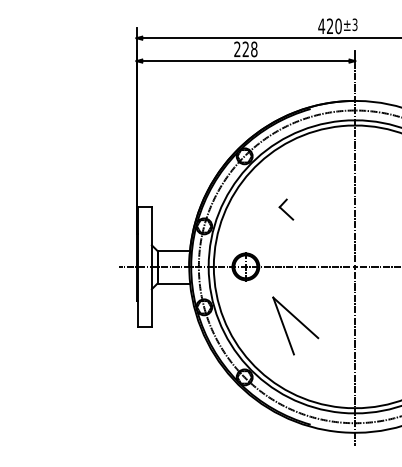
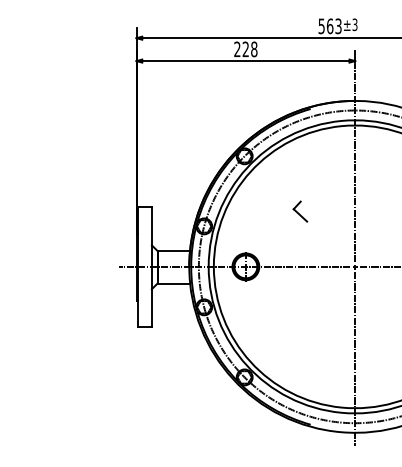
text: 420 -> 563 (329, 26)
part position: (286, 209) -> (300, 211) (300, 211)
part: present -> none (295, 325)
